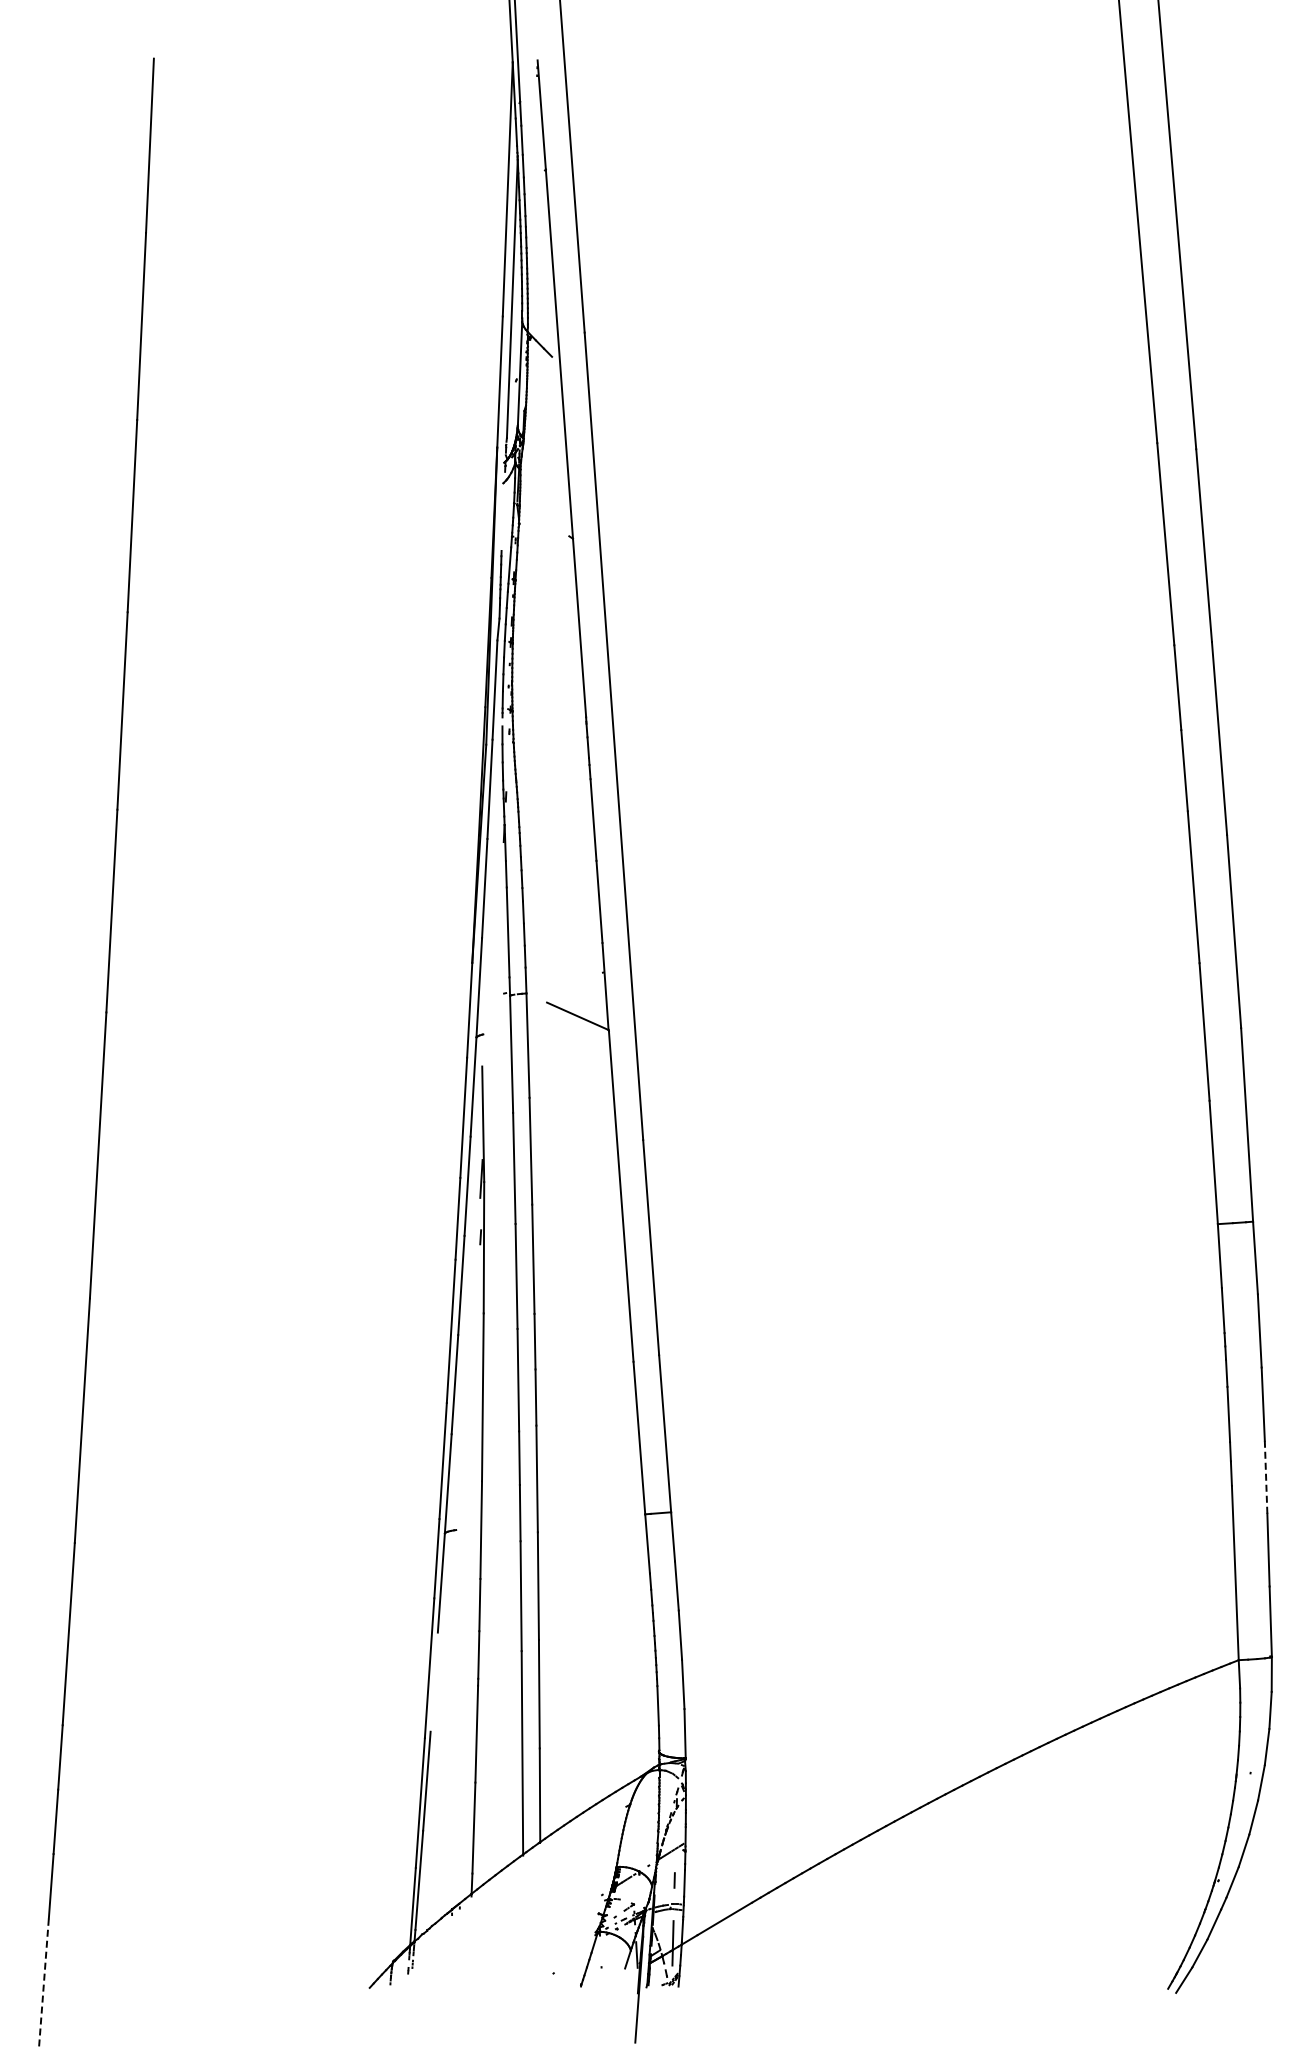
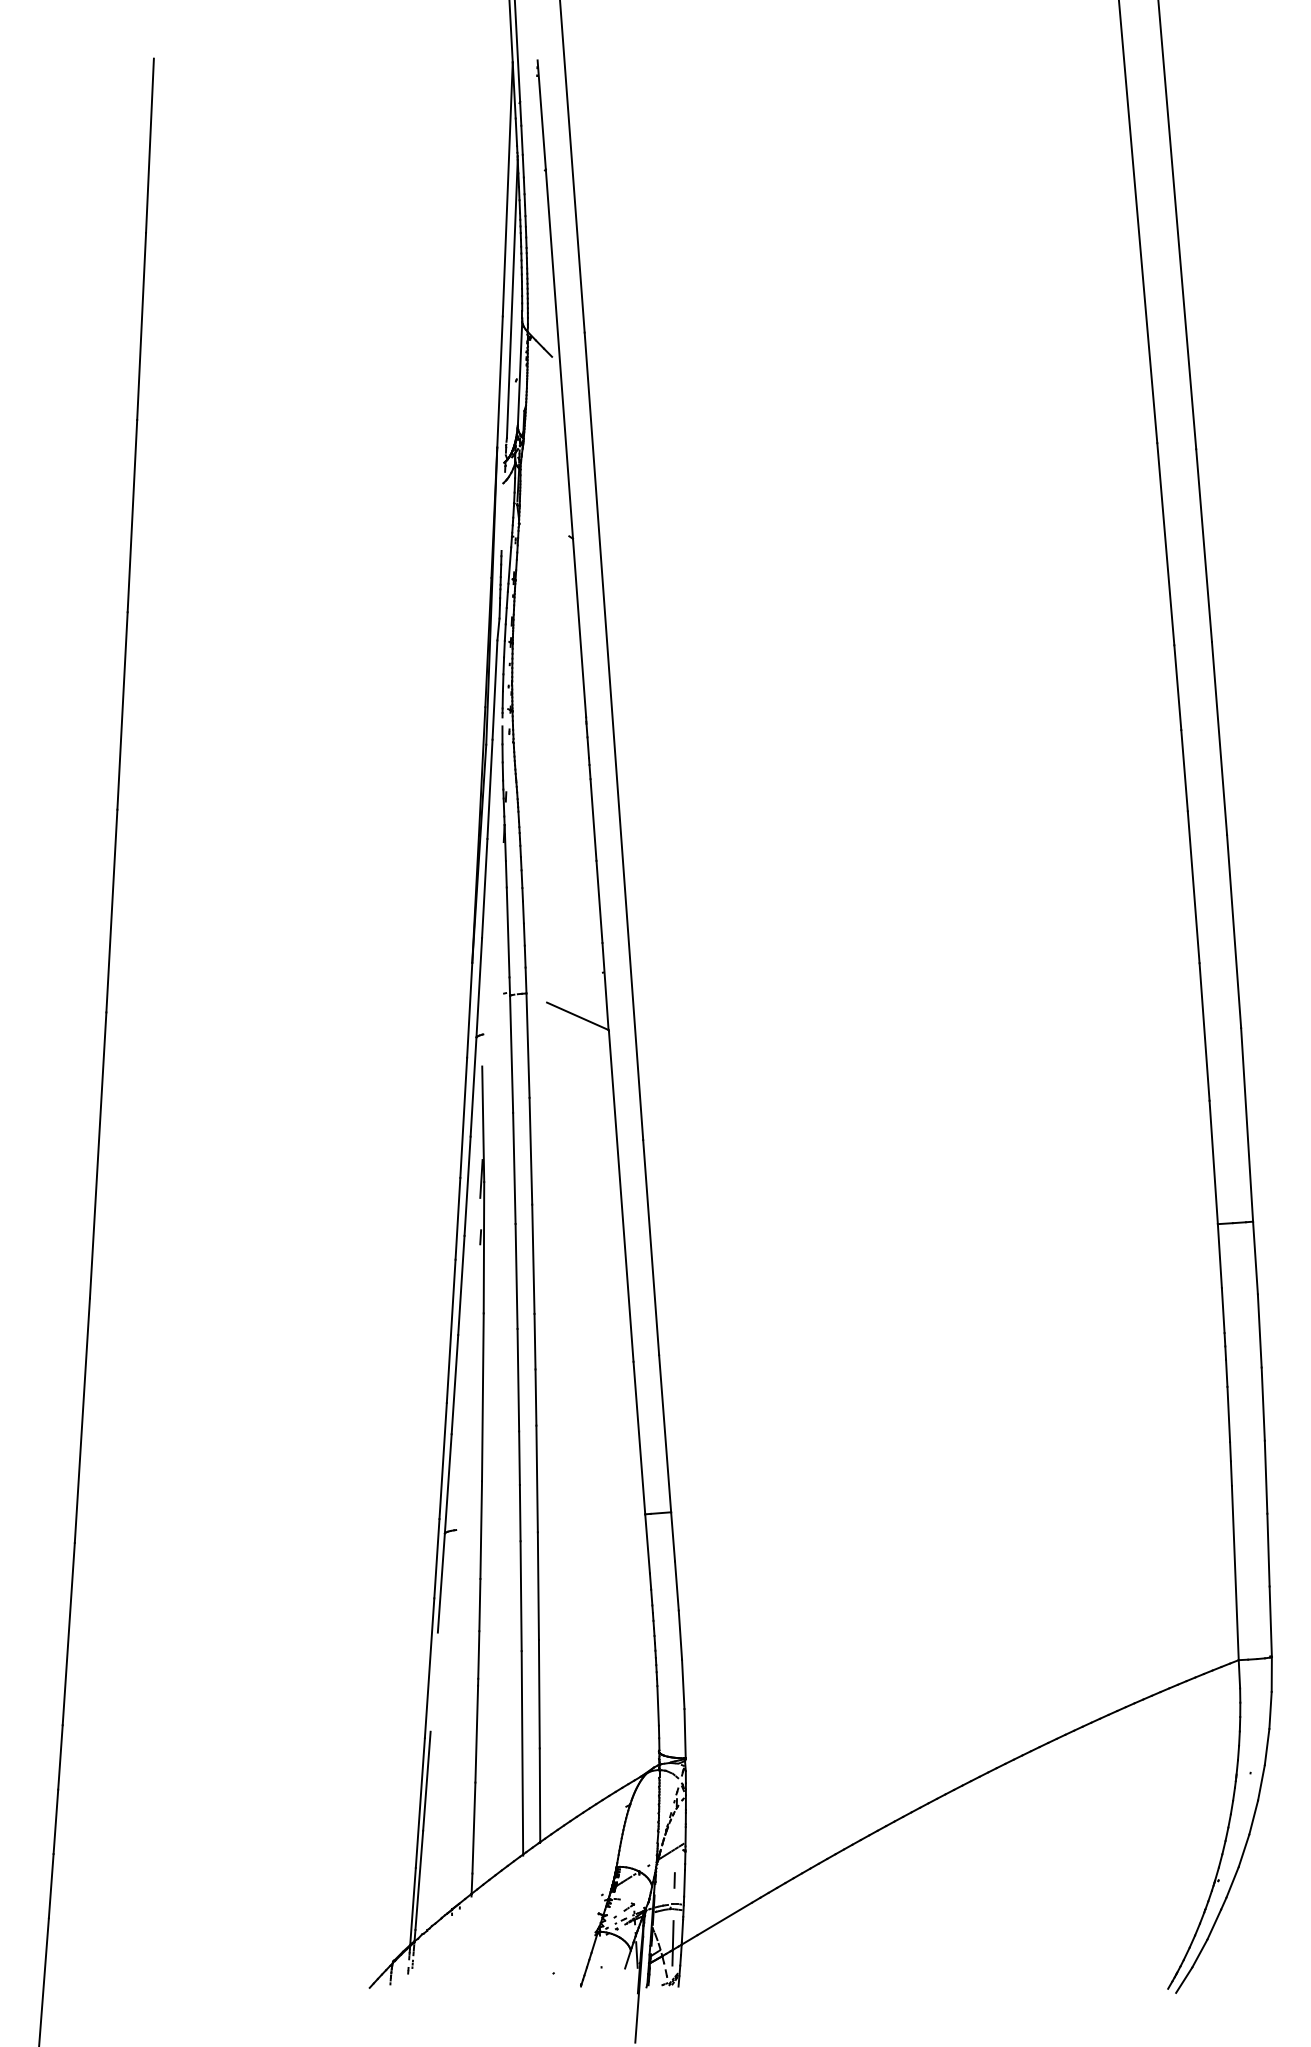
line: dashed -> solid (1266, 1477)
line: dashed -> solid (44, 1981)
